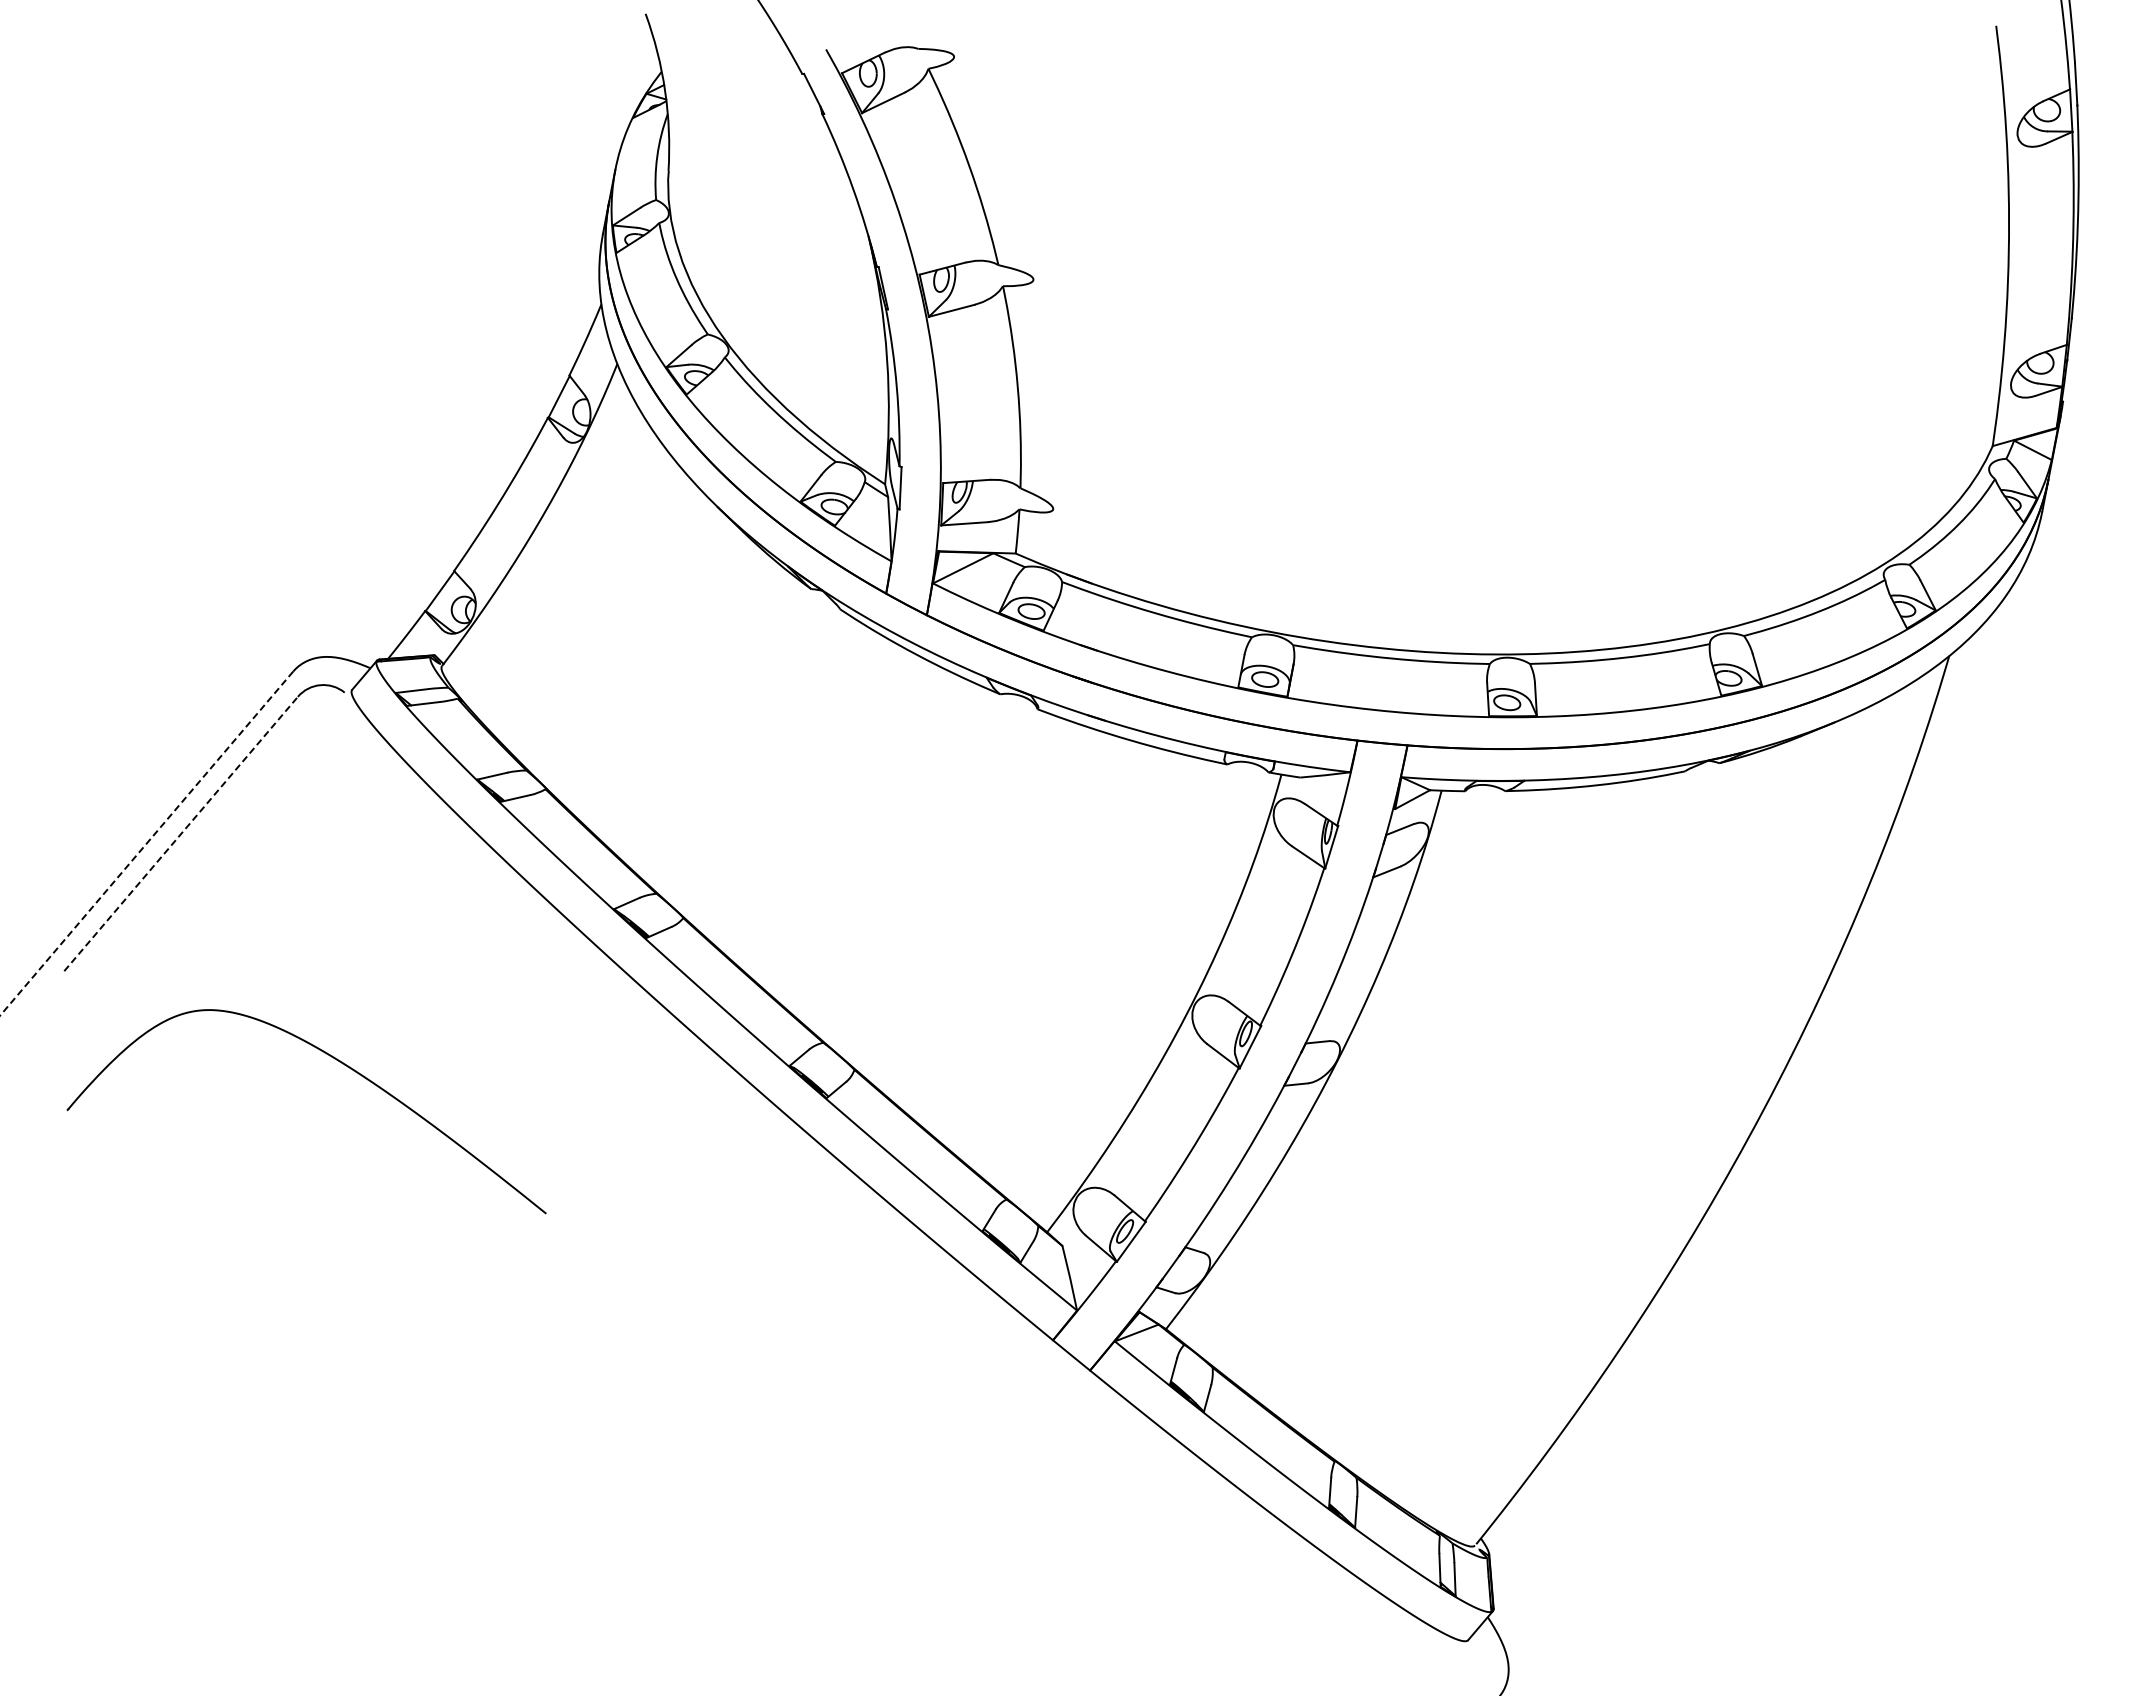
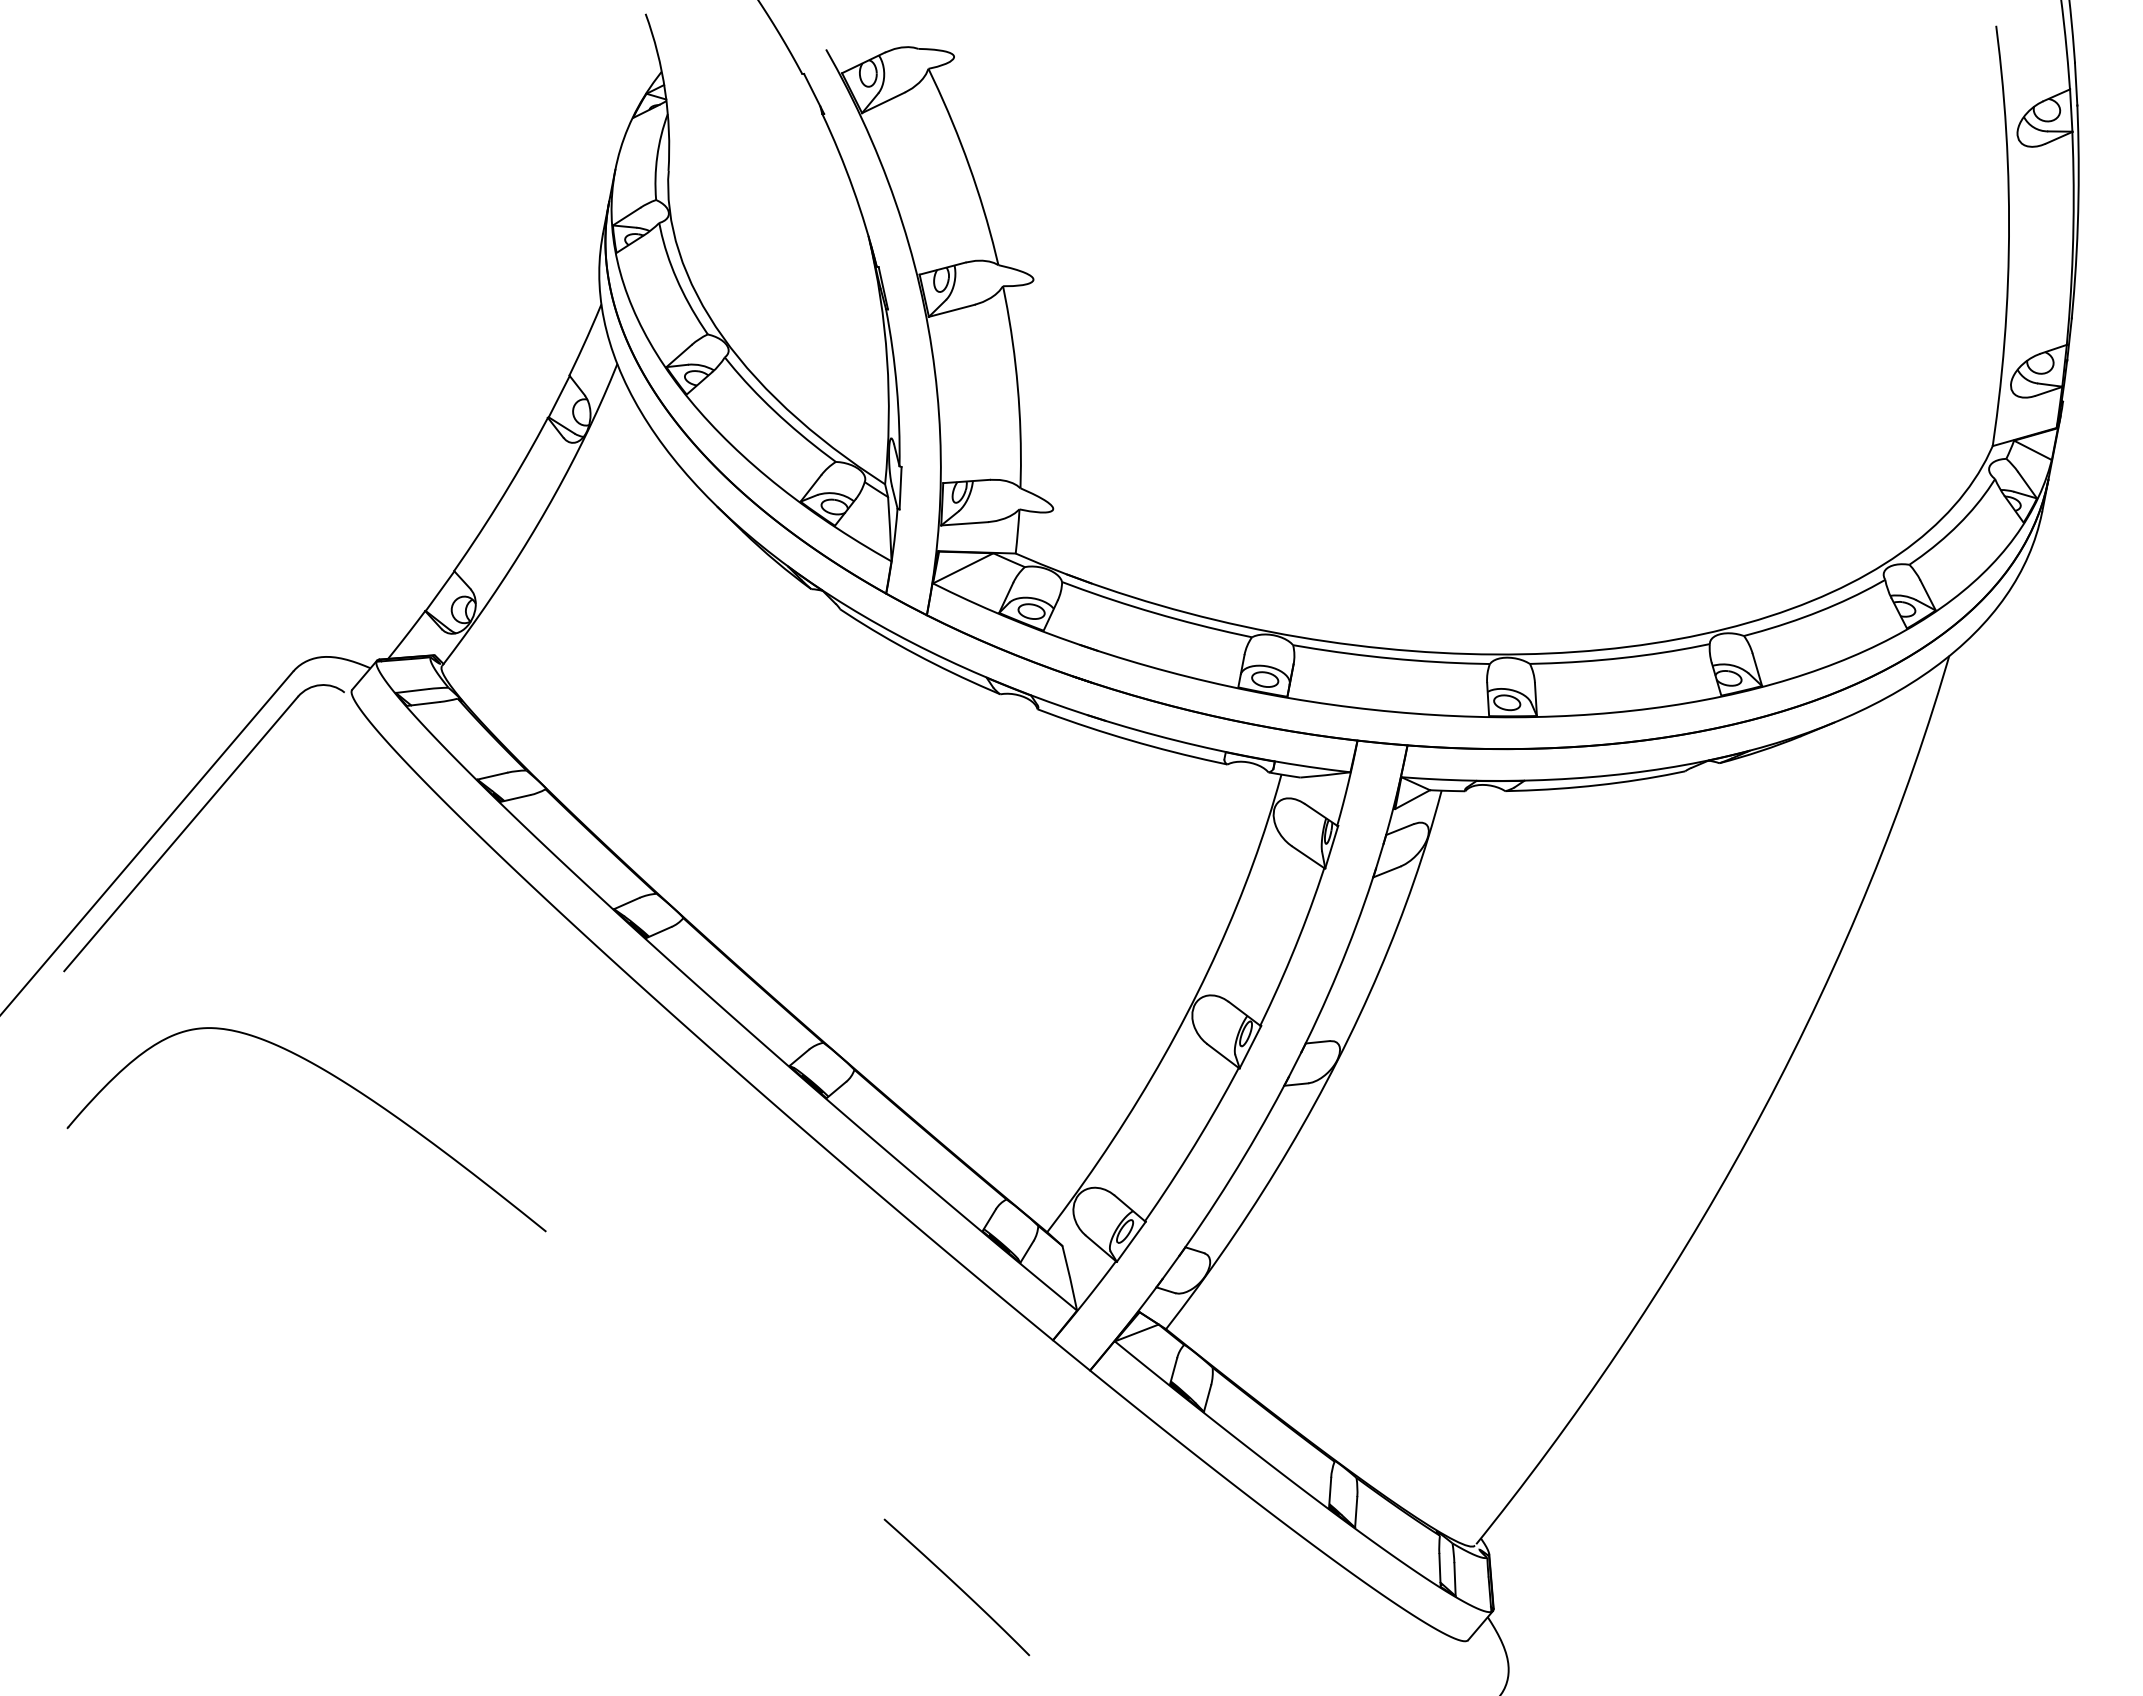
line: dashed -> solid (181, 833)
line: dashed -> solid (146, 843)
part position: (334, 1059) -> (334, 1077) (334, 1077)
curve: none -> present (956, 1586)
